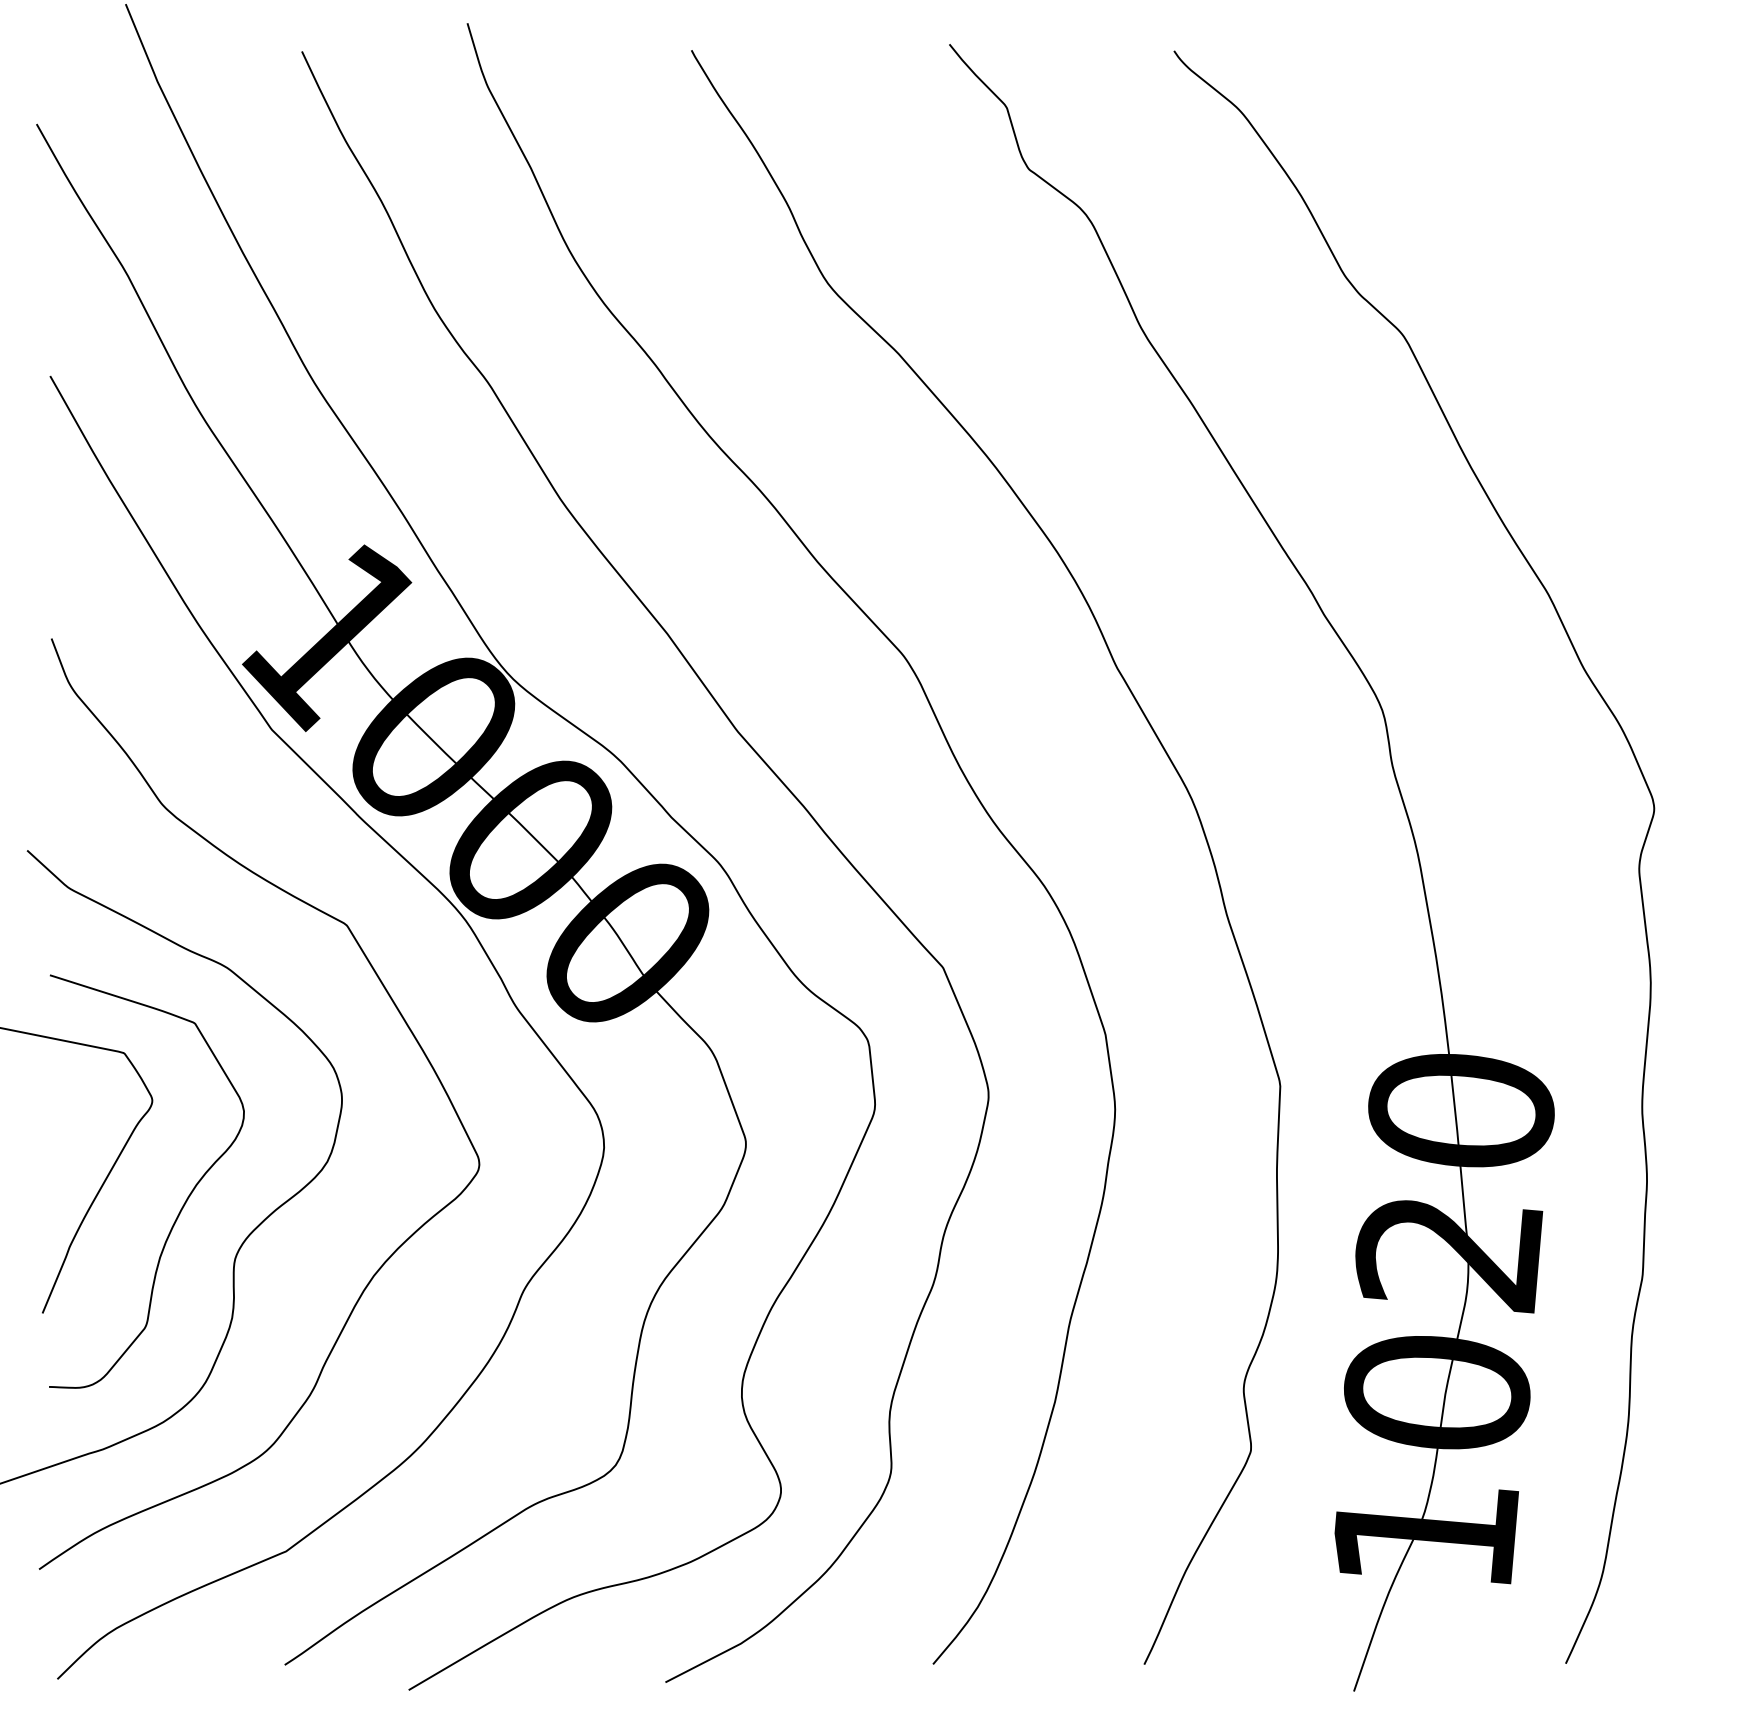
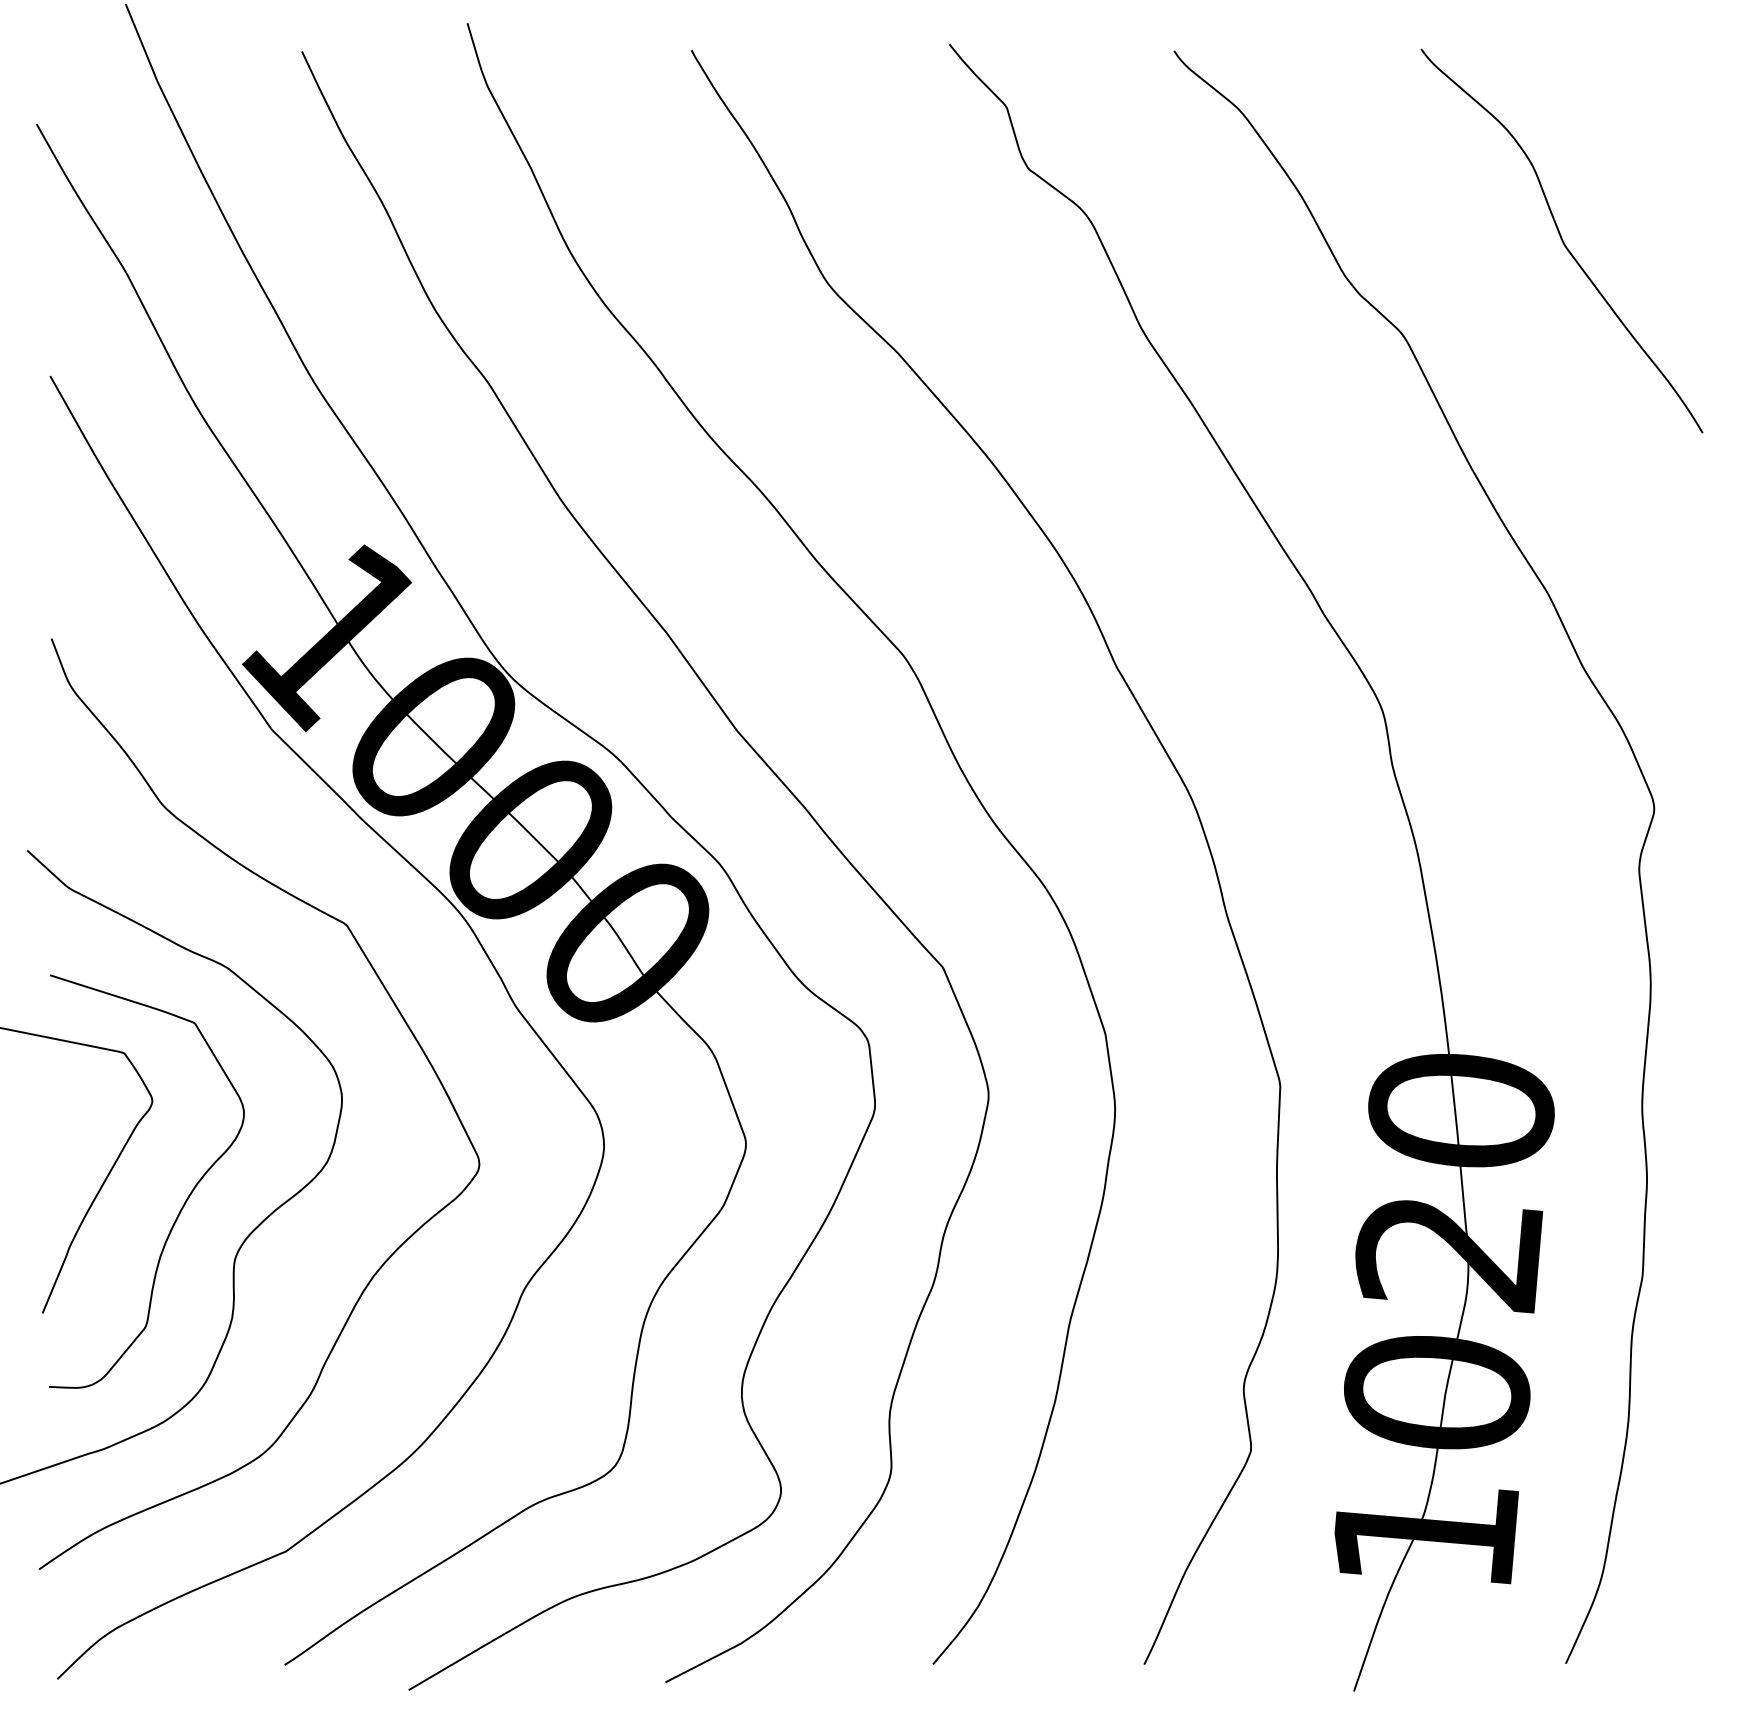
curve: none -> present (1561, 240)
